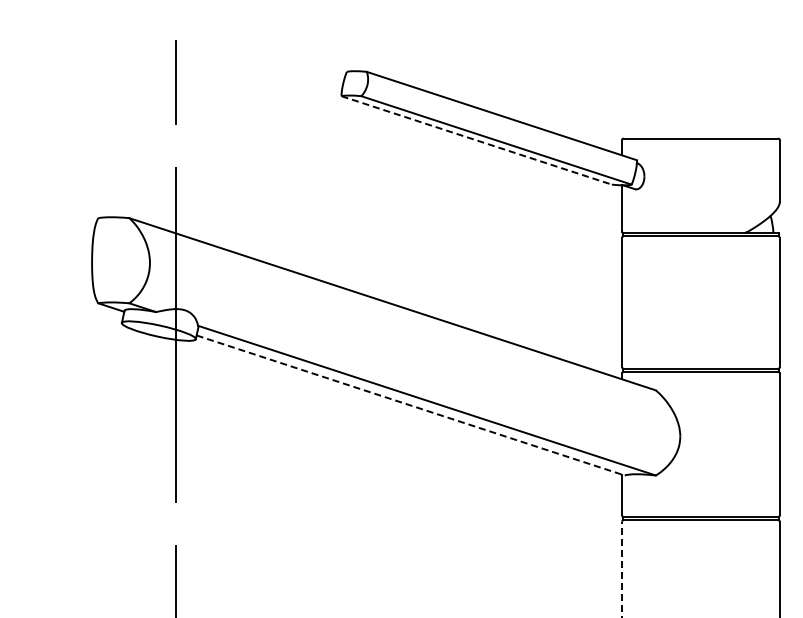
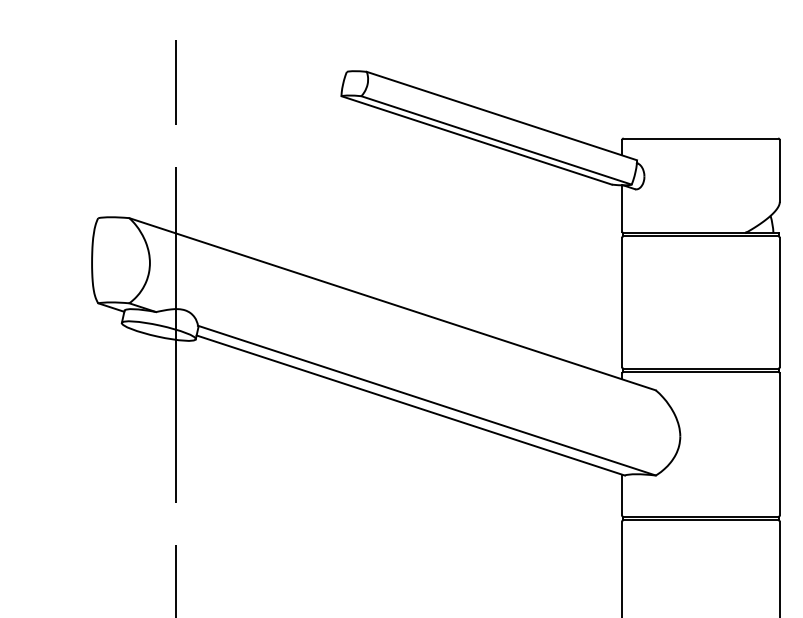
line: dashed -> solid (477, 140)
line: dashed -> solid (411, 405)
line: dashed -> solid (622, 569)
